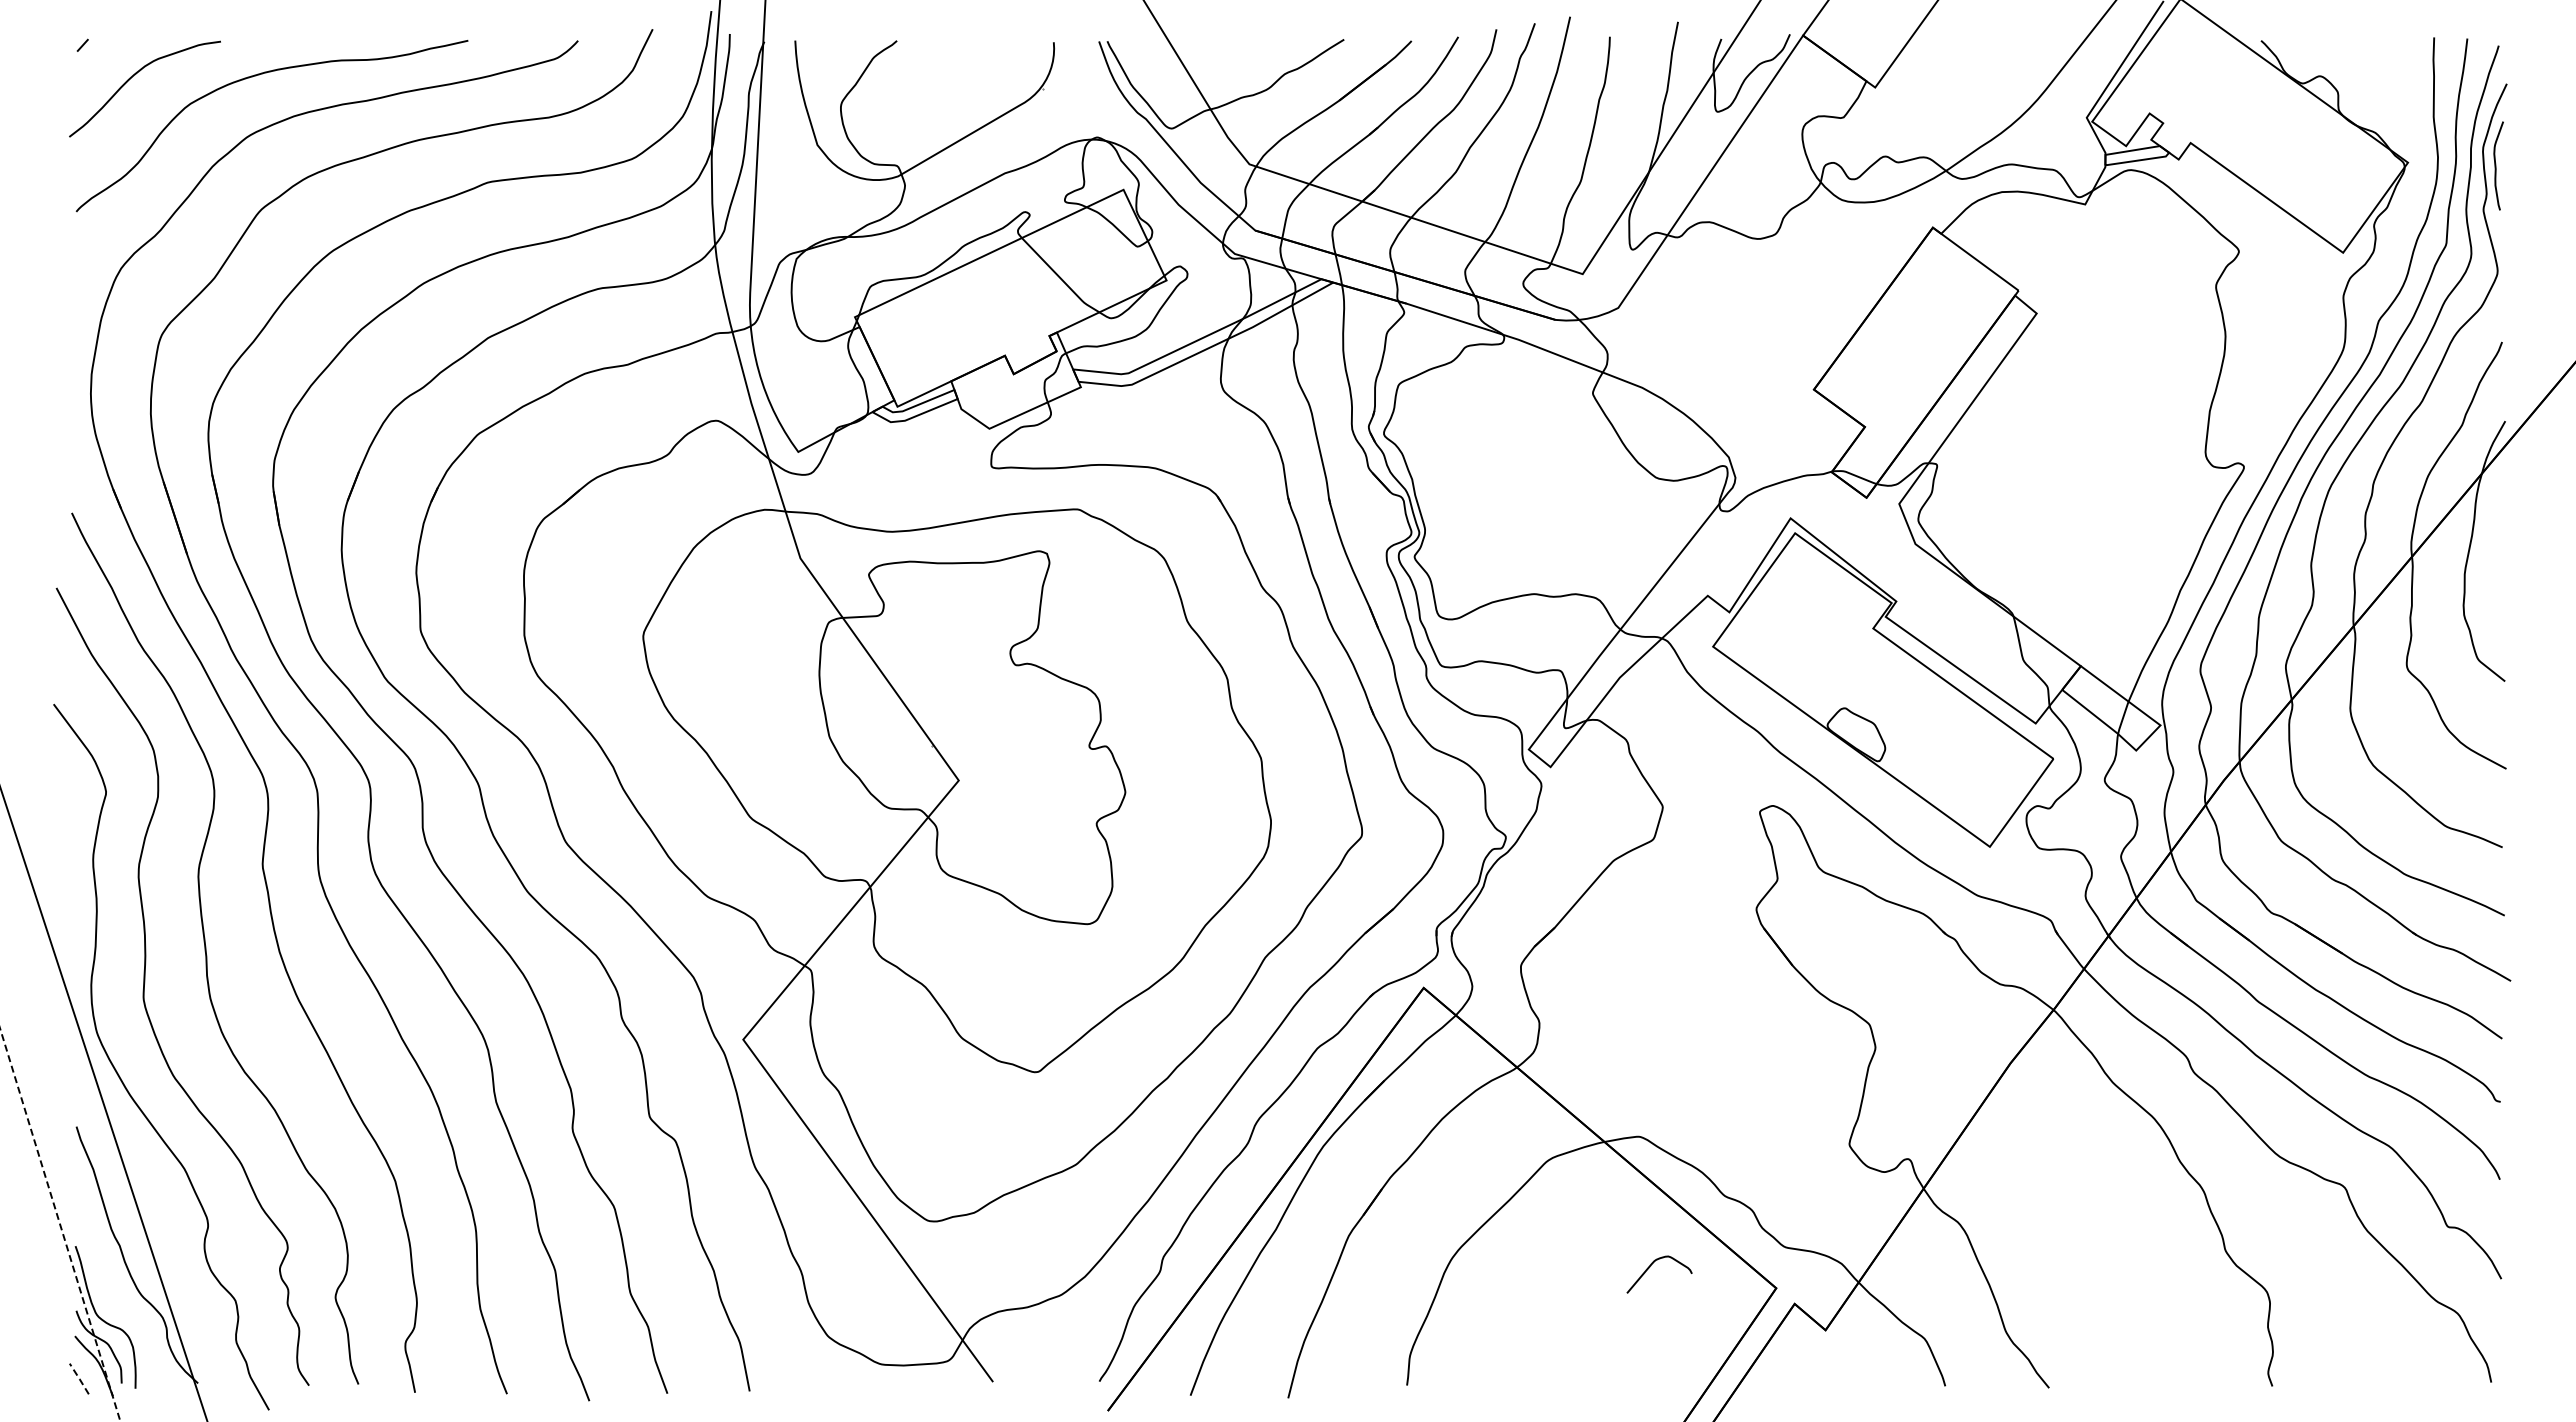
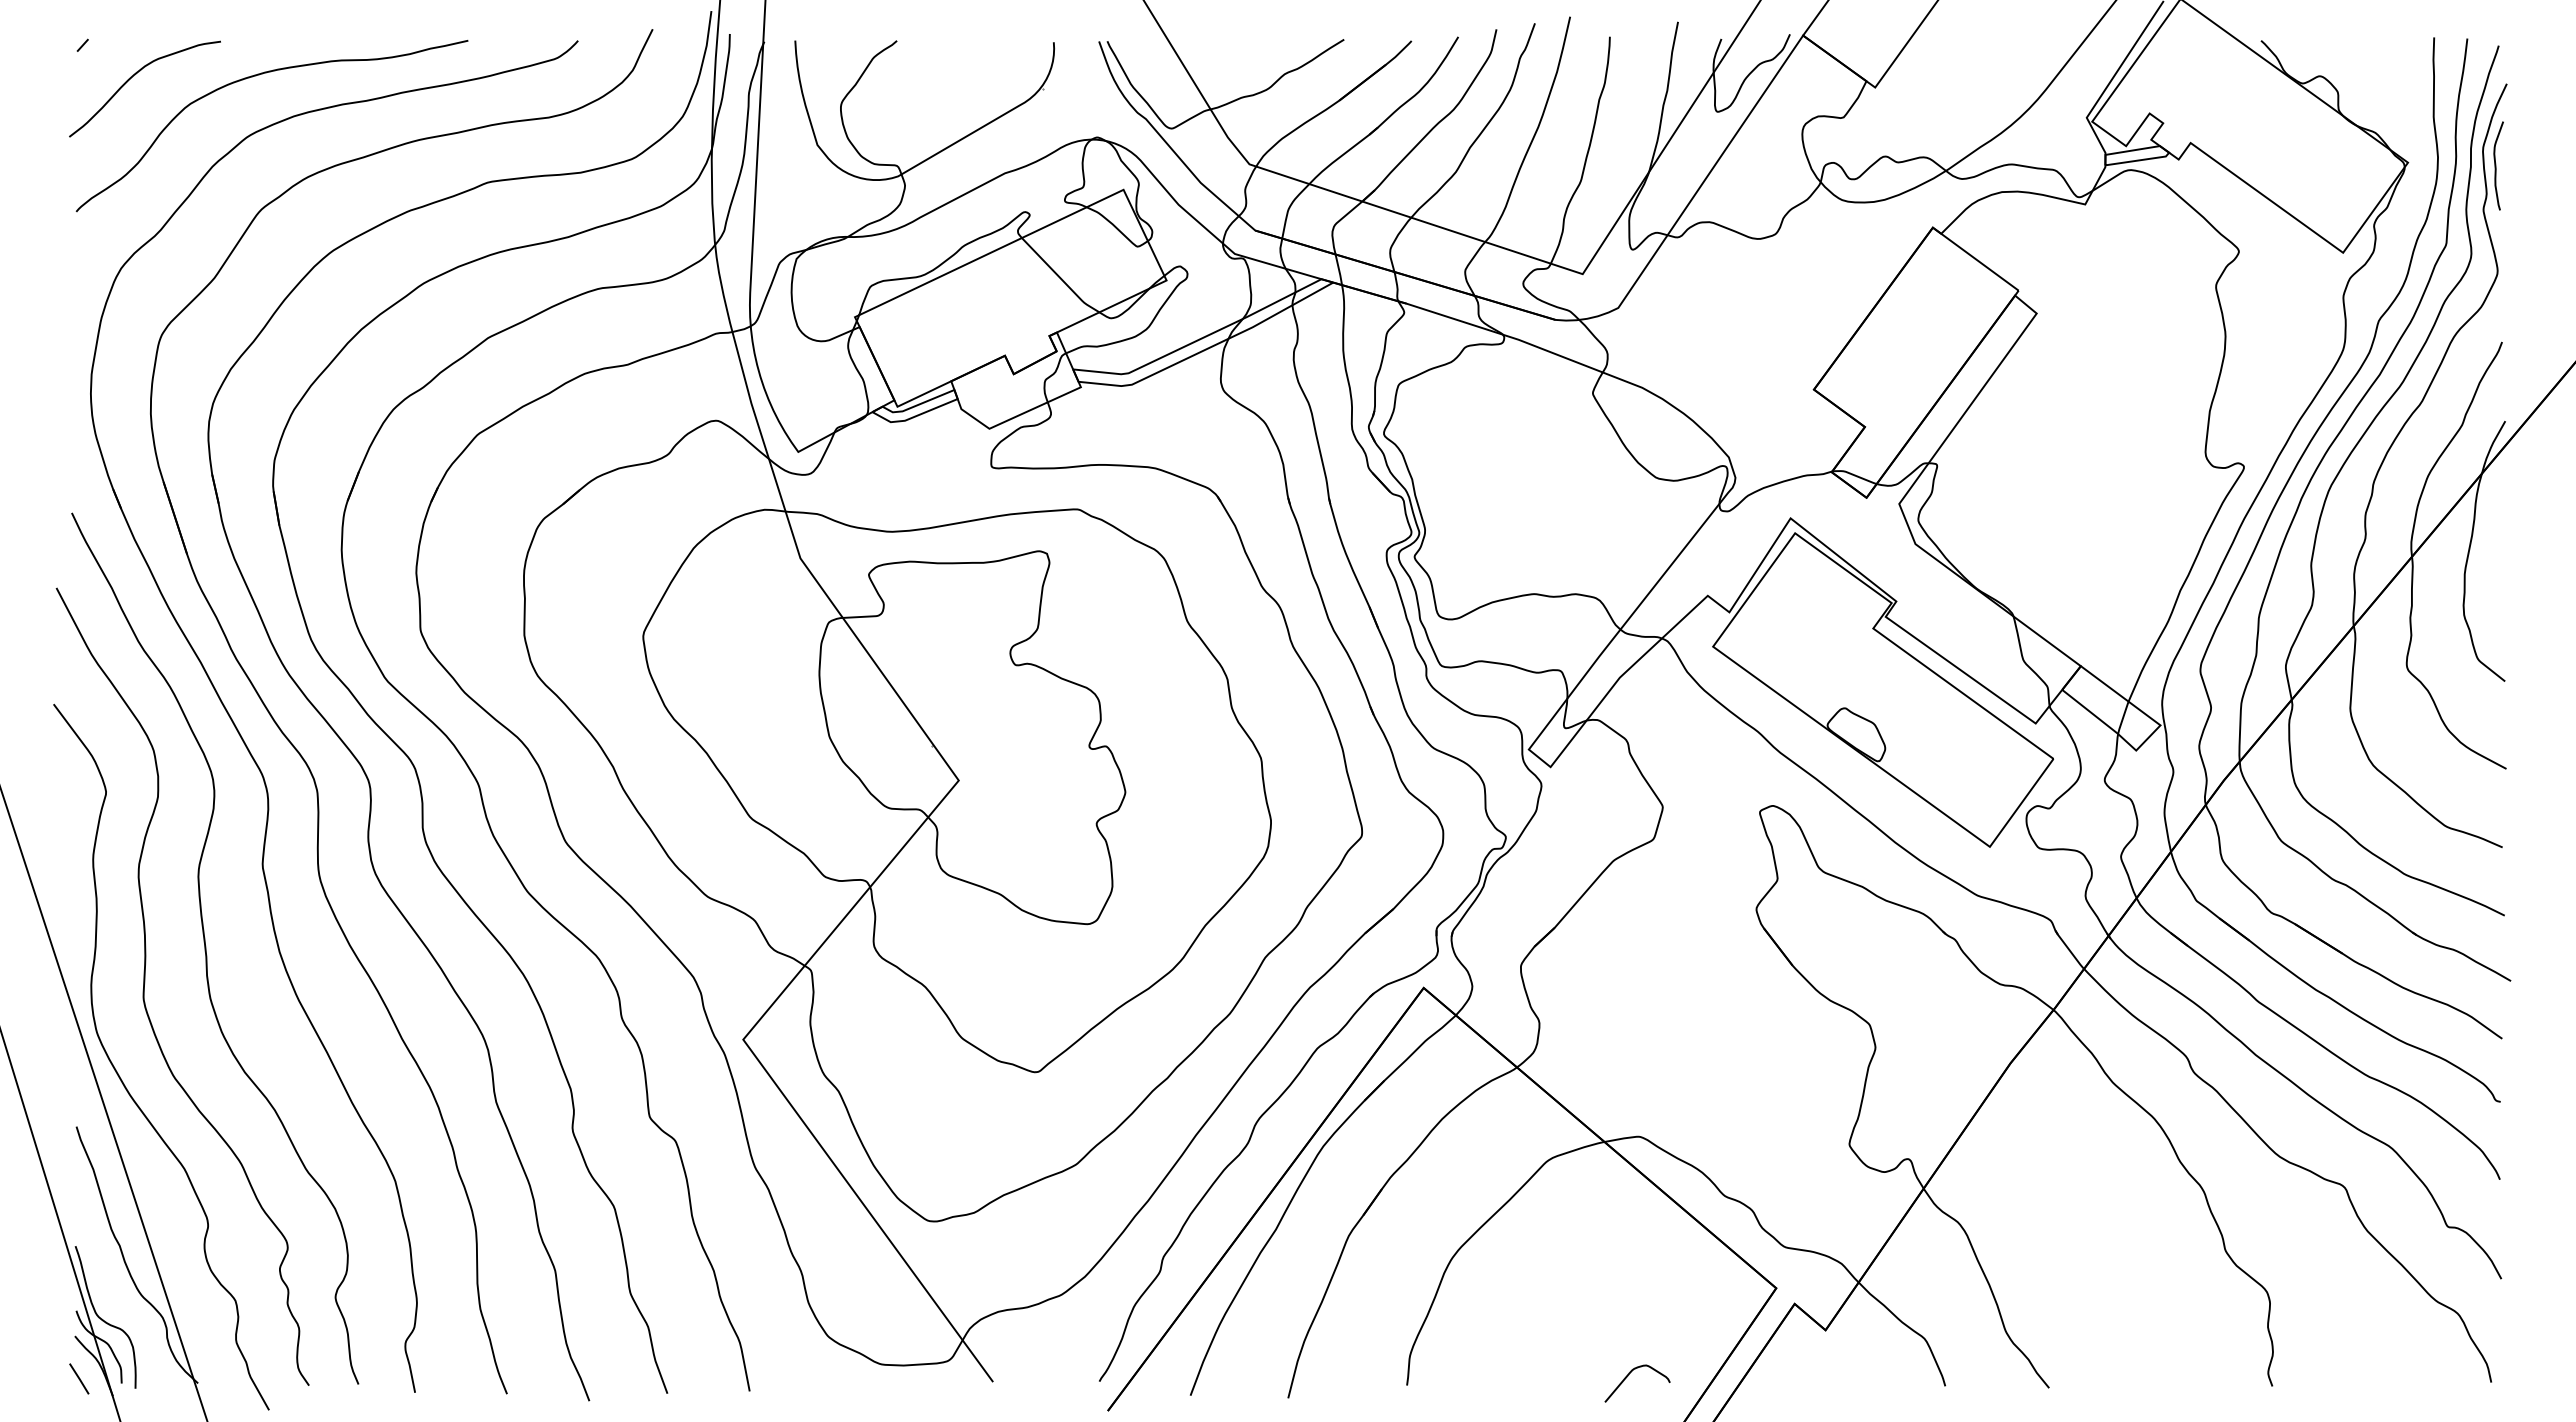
line: dashed -> solid (60, 1224)
curve position: (1650, 1267) -> (1628, 1376) (1628, 1376)
line: dashed -> solid (79, 1379)
